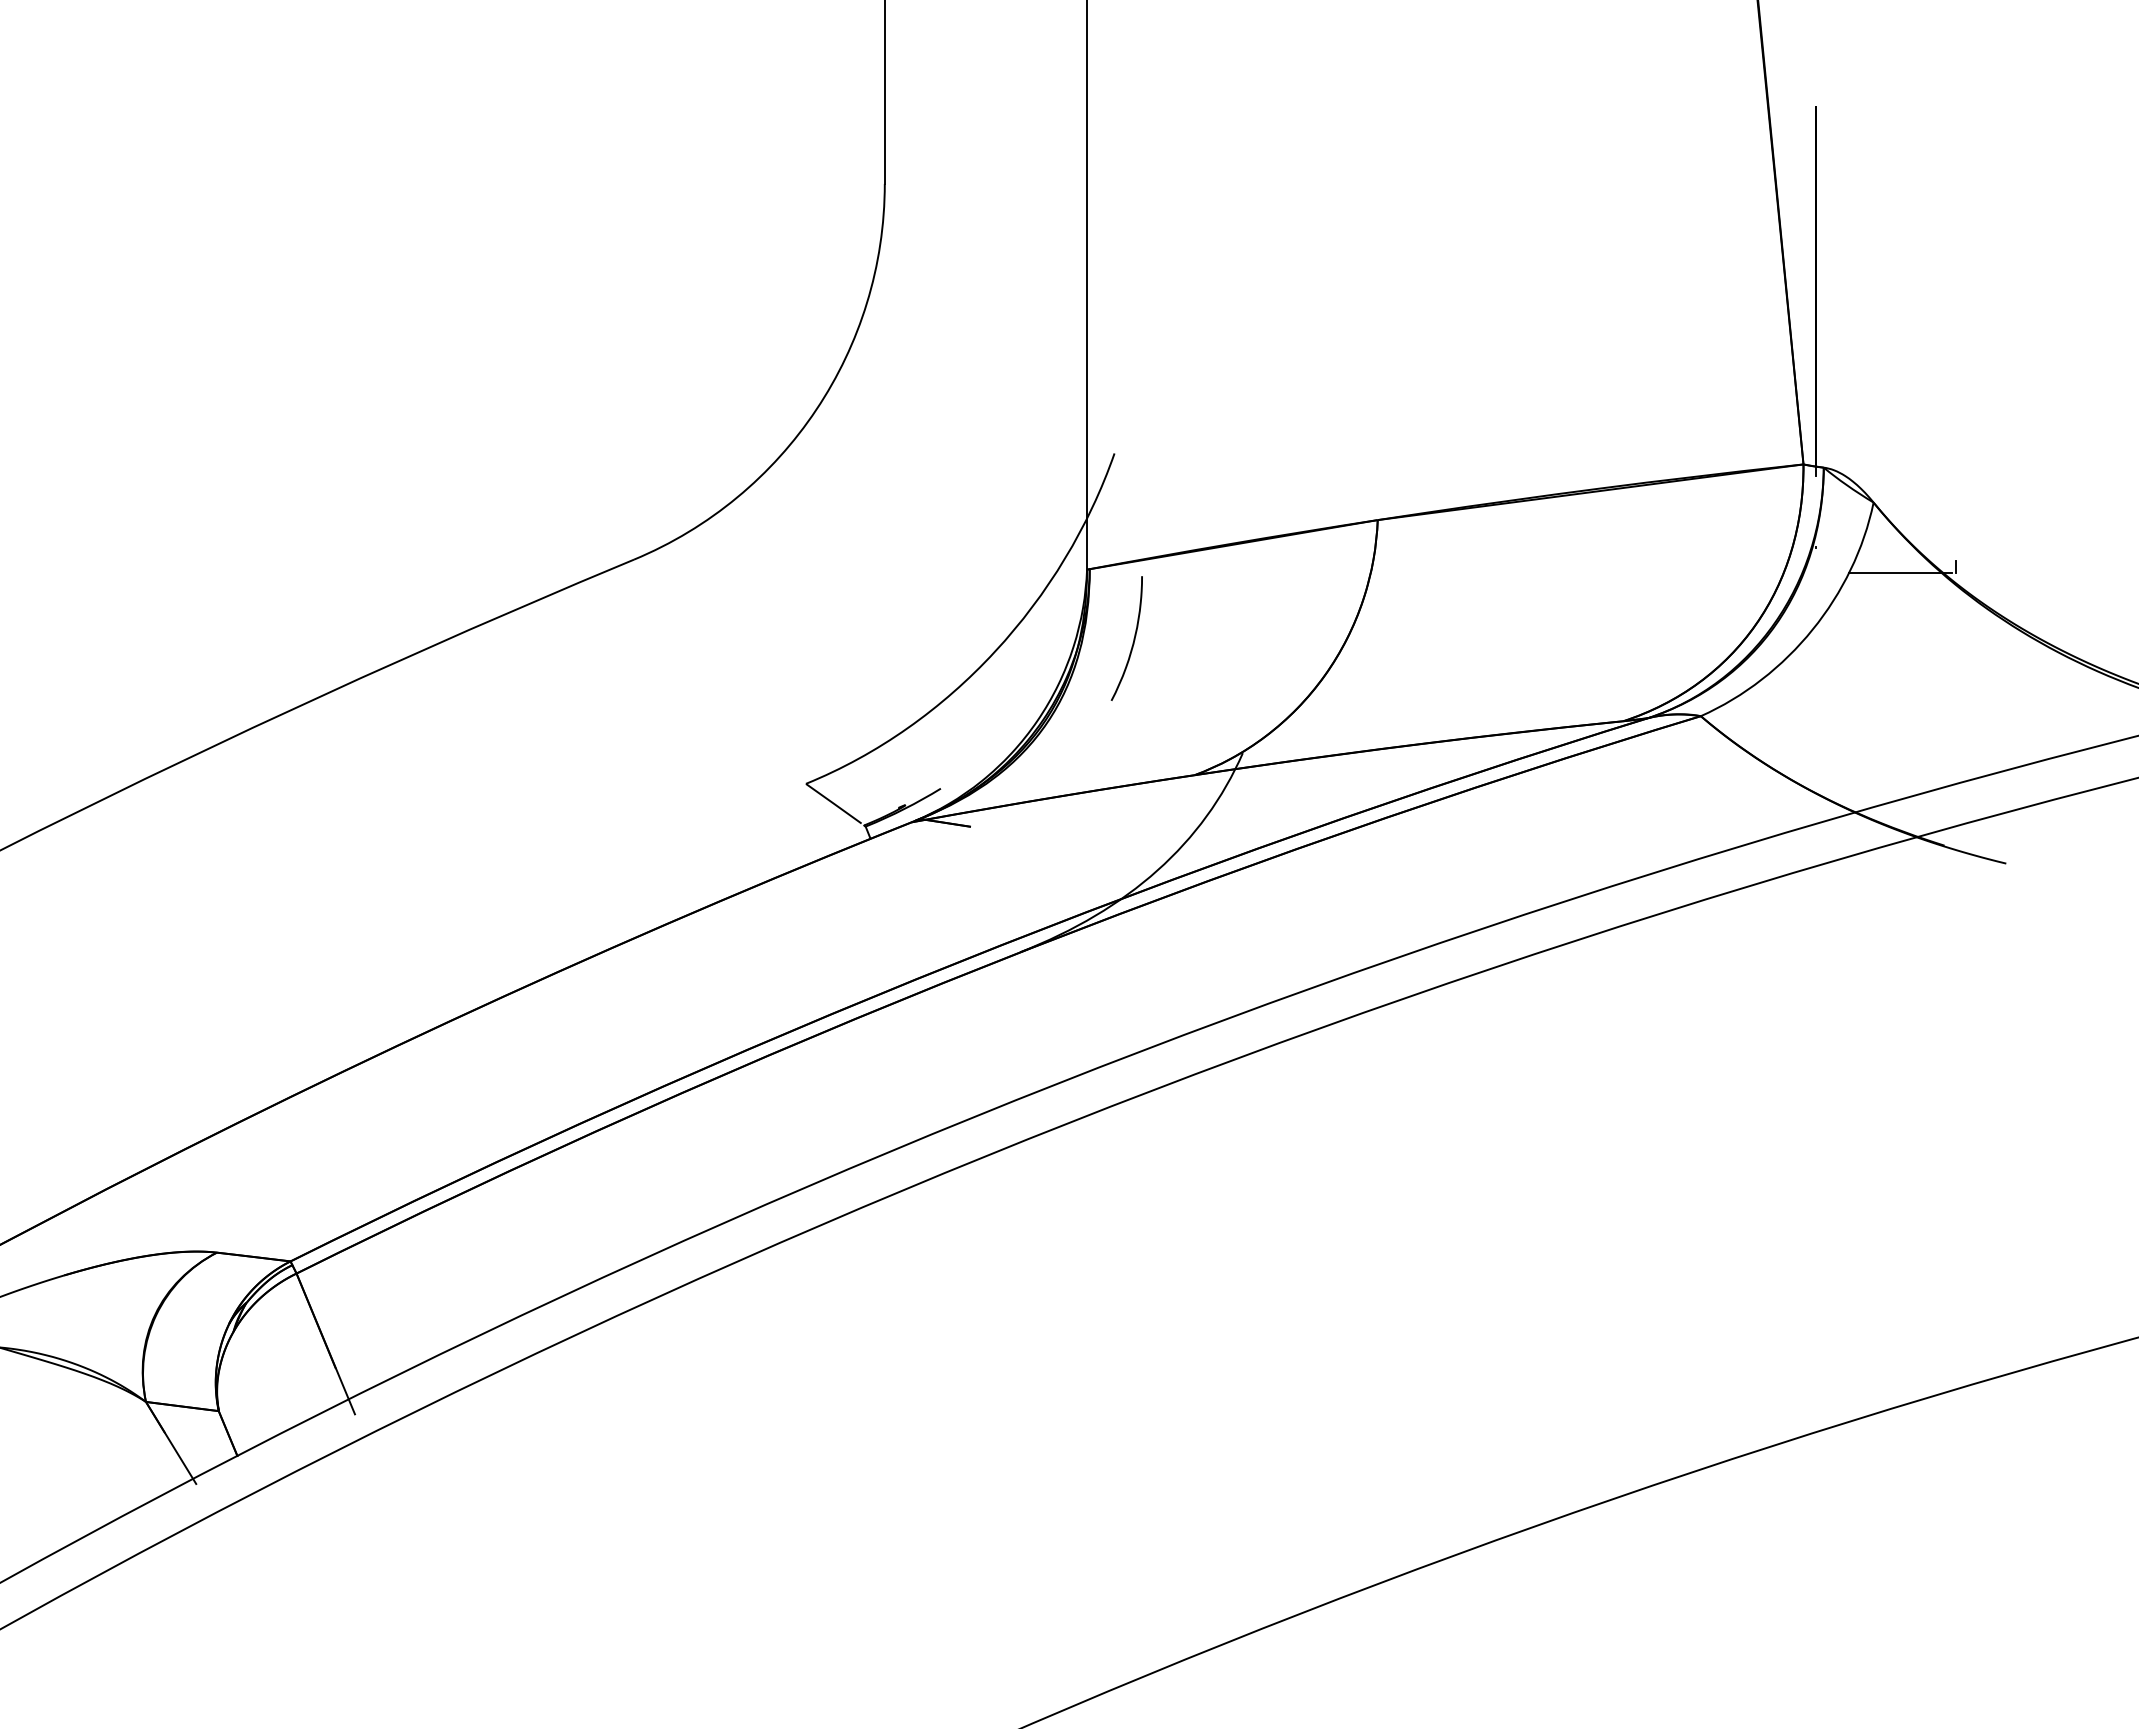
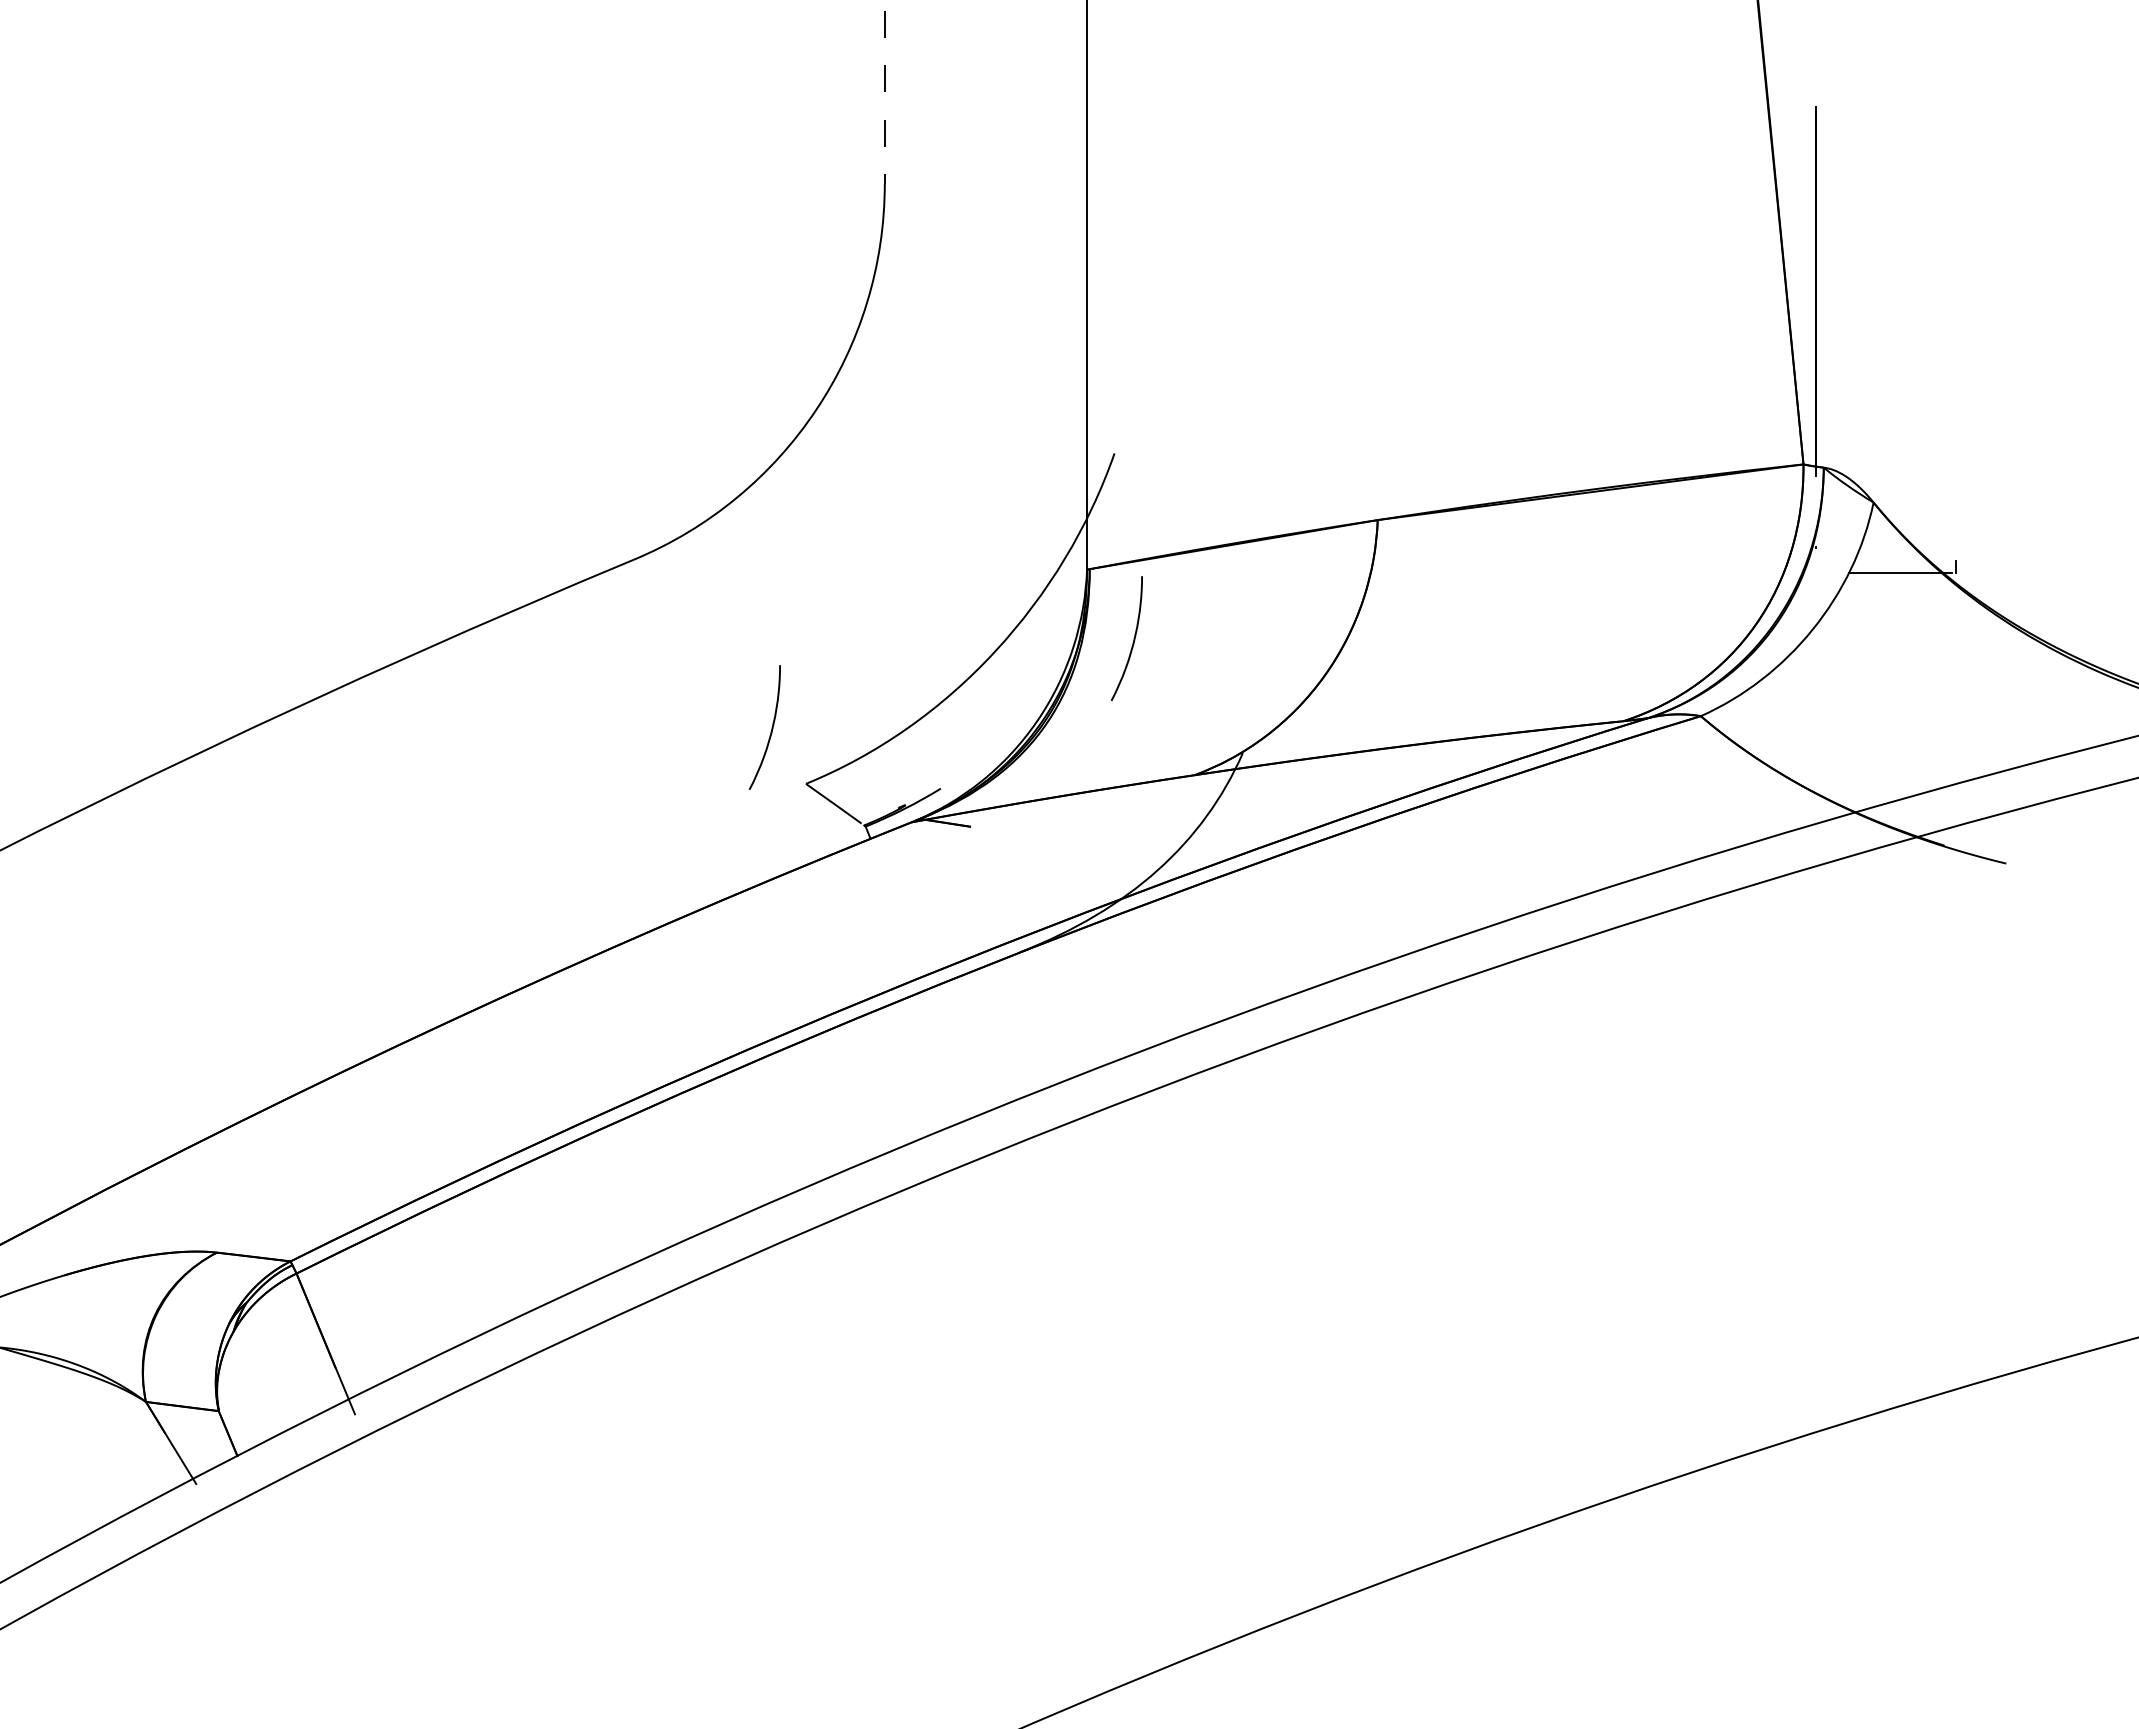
line: solid -> dashed (884, 92)
curve: none -> present (771, 727)
